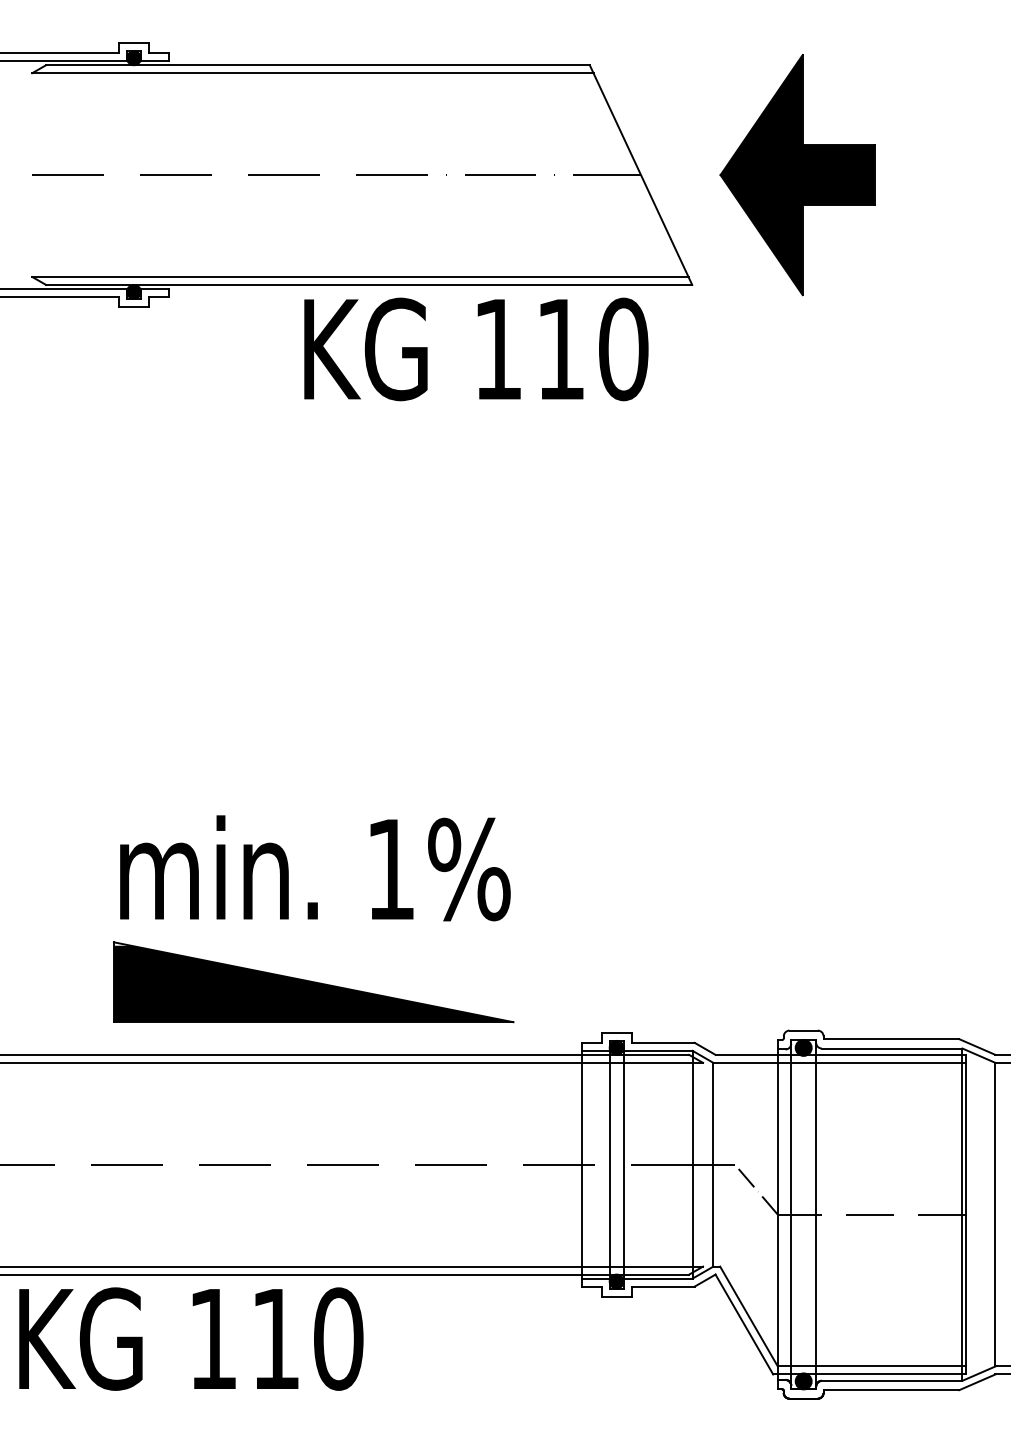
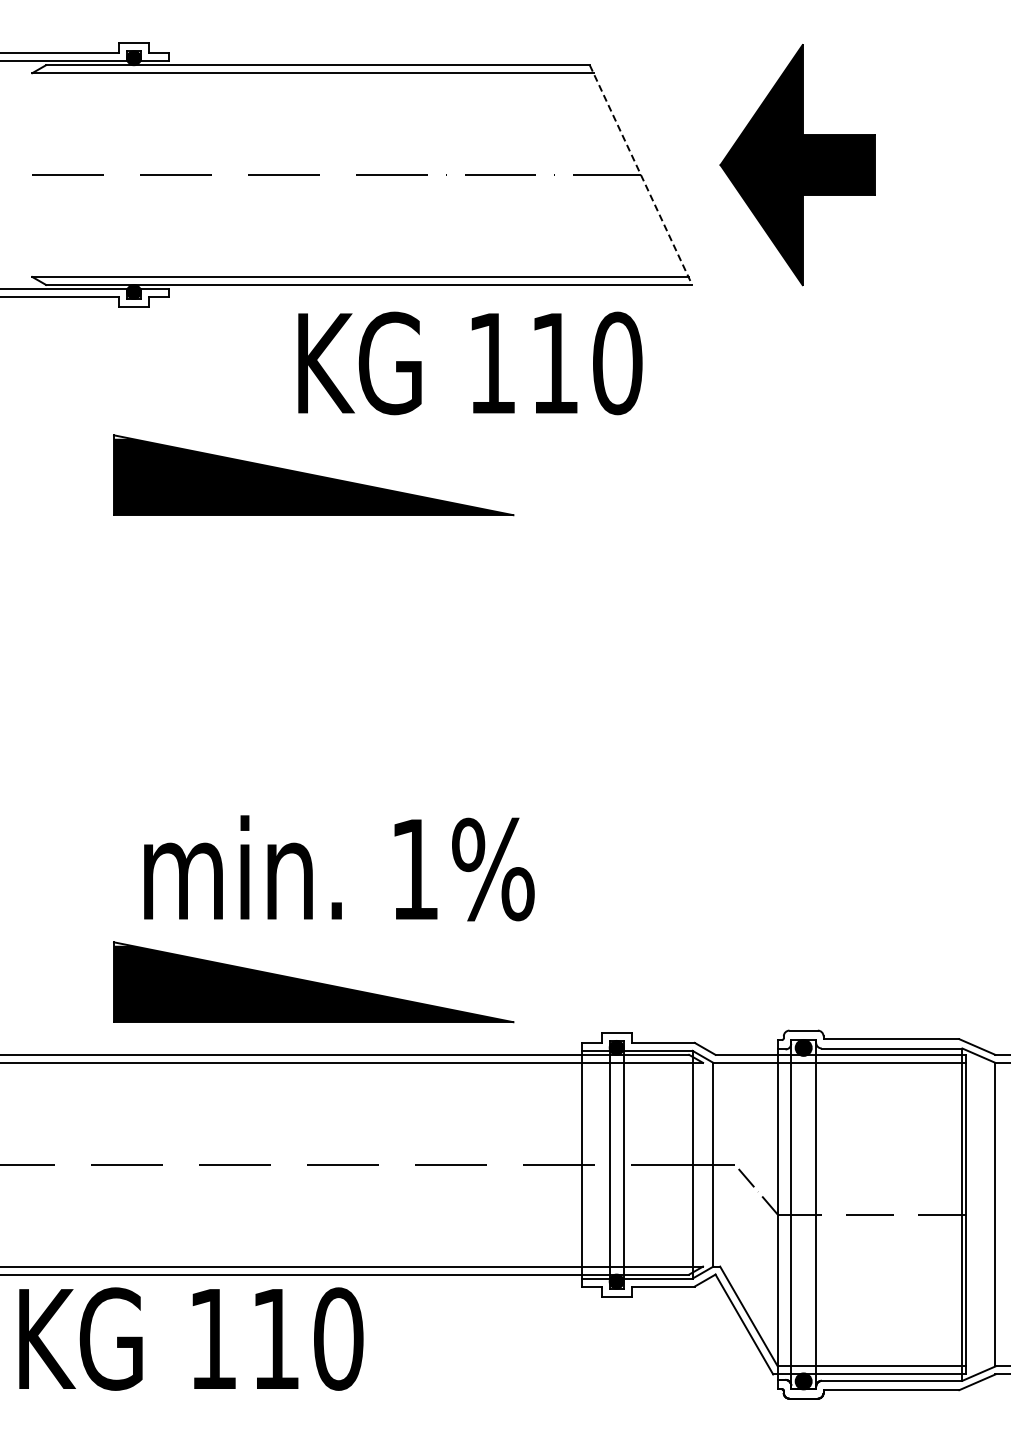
line: solid -> dashed (641, 175)
part position: (797, 175) -> (797, 165) (797, 165)
text position: (476, 349) -> (470, 363) (470, 363)
part: none -> present (313, 475)
text position: (315, 868) -> (339, 868) (339, 868)
